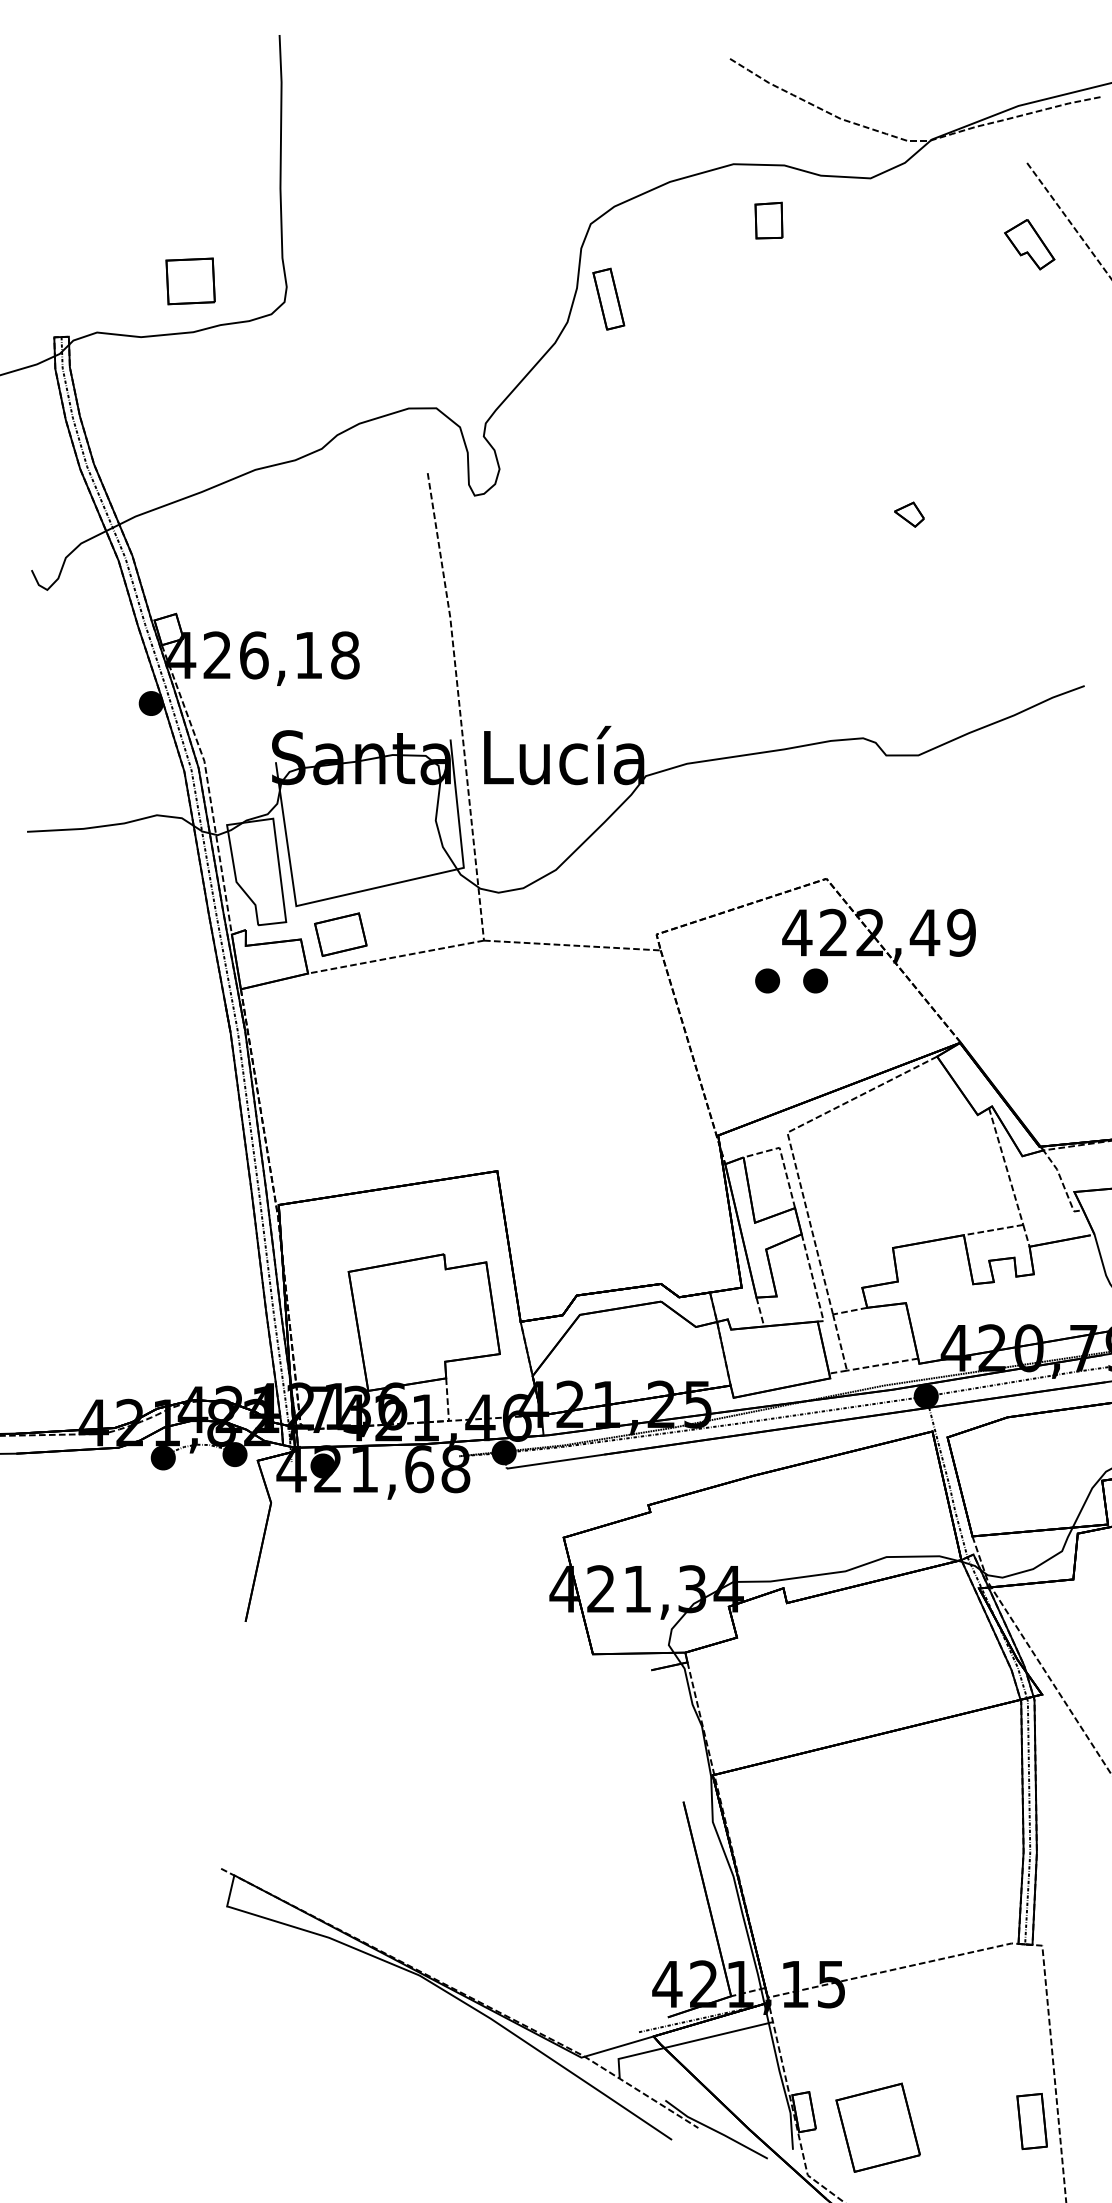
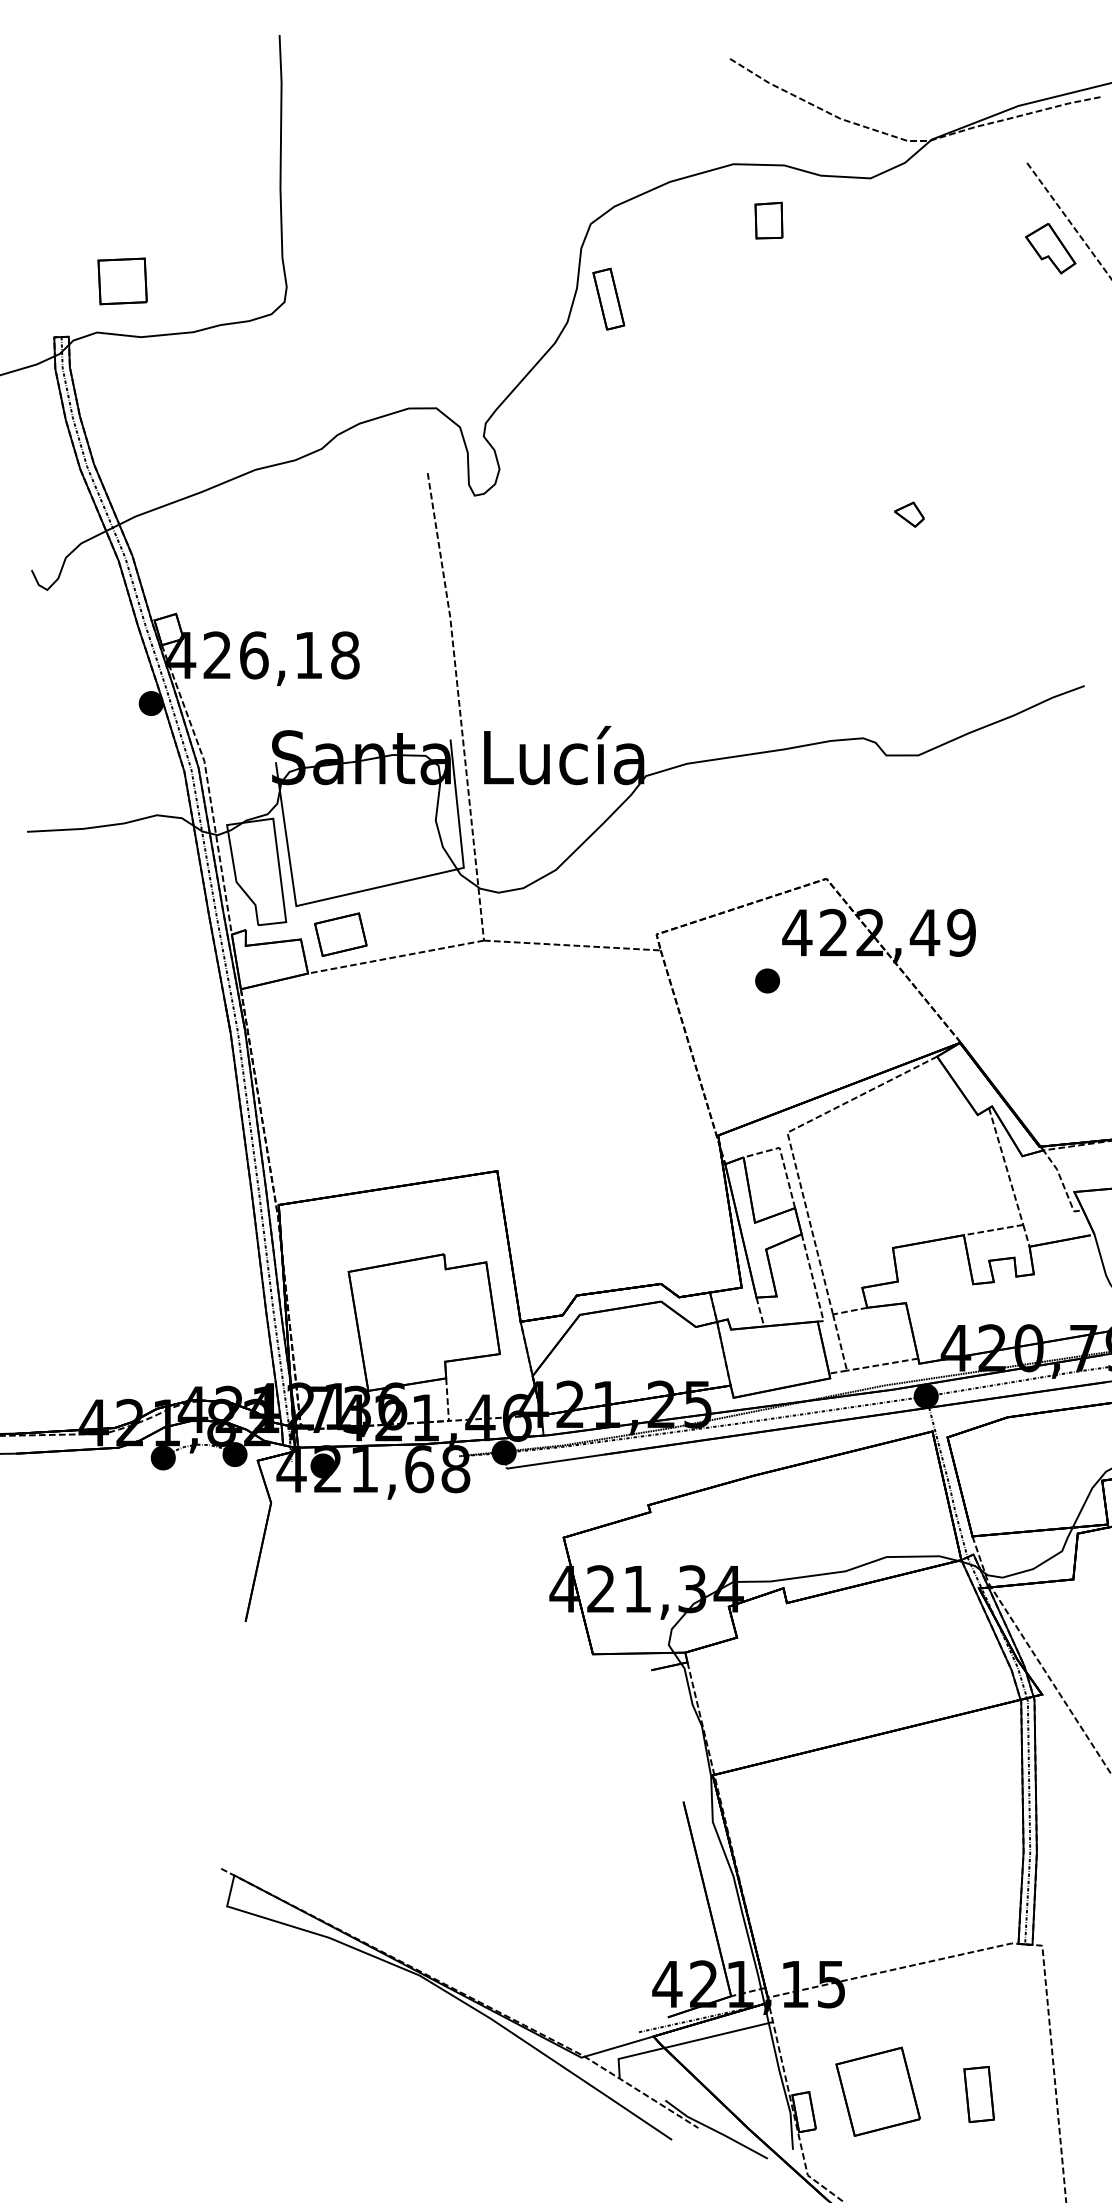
part position: (1029, 244) -> (1050, 248) (1050, 248)
part position: (190, 281) -> (122, 281) (122, 281)
part: present -> none (815, 980)
part position: (1031, 2121) -> (978, 2094) (978, 2094)
part position: (877, 2127) -> (877, 2091) (877, 2091)
